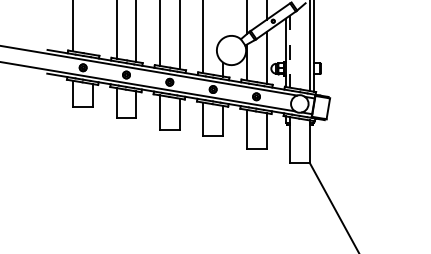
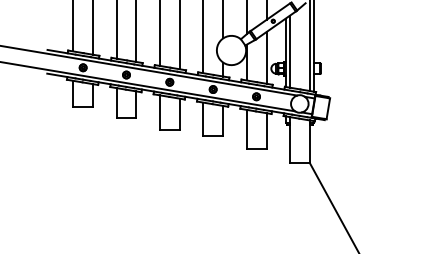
line: none -> present (223, 20)
line: none -> present (93, 28)
line: dashed -> solid (290, 52)
